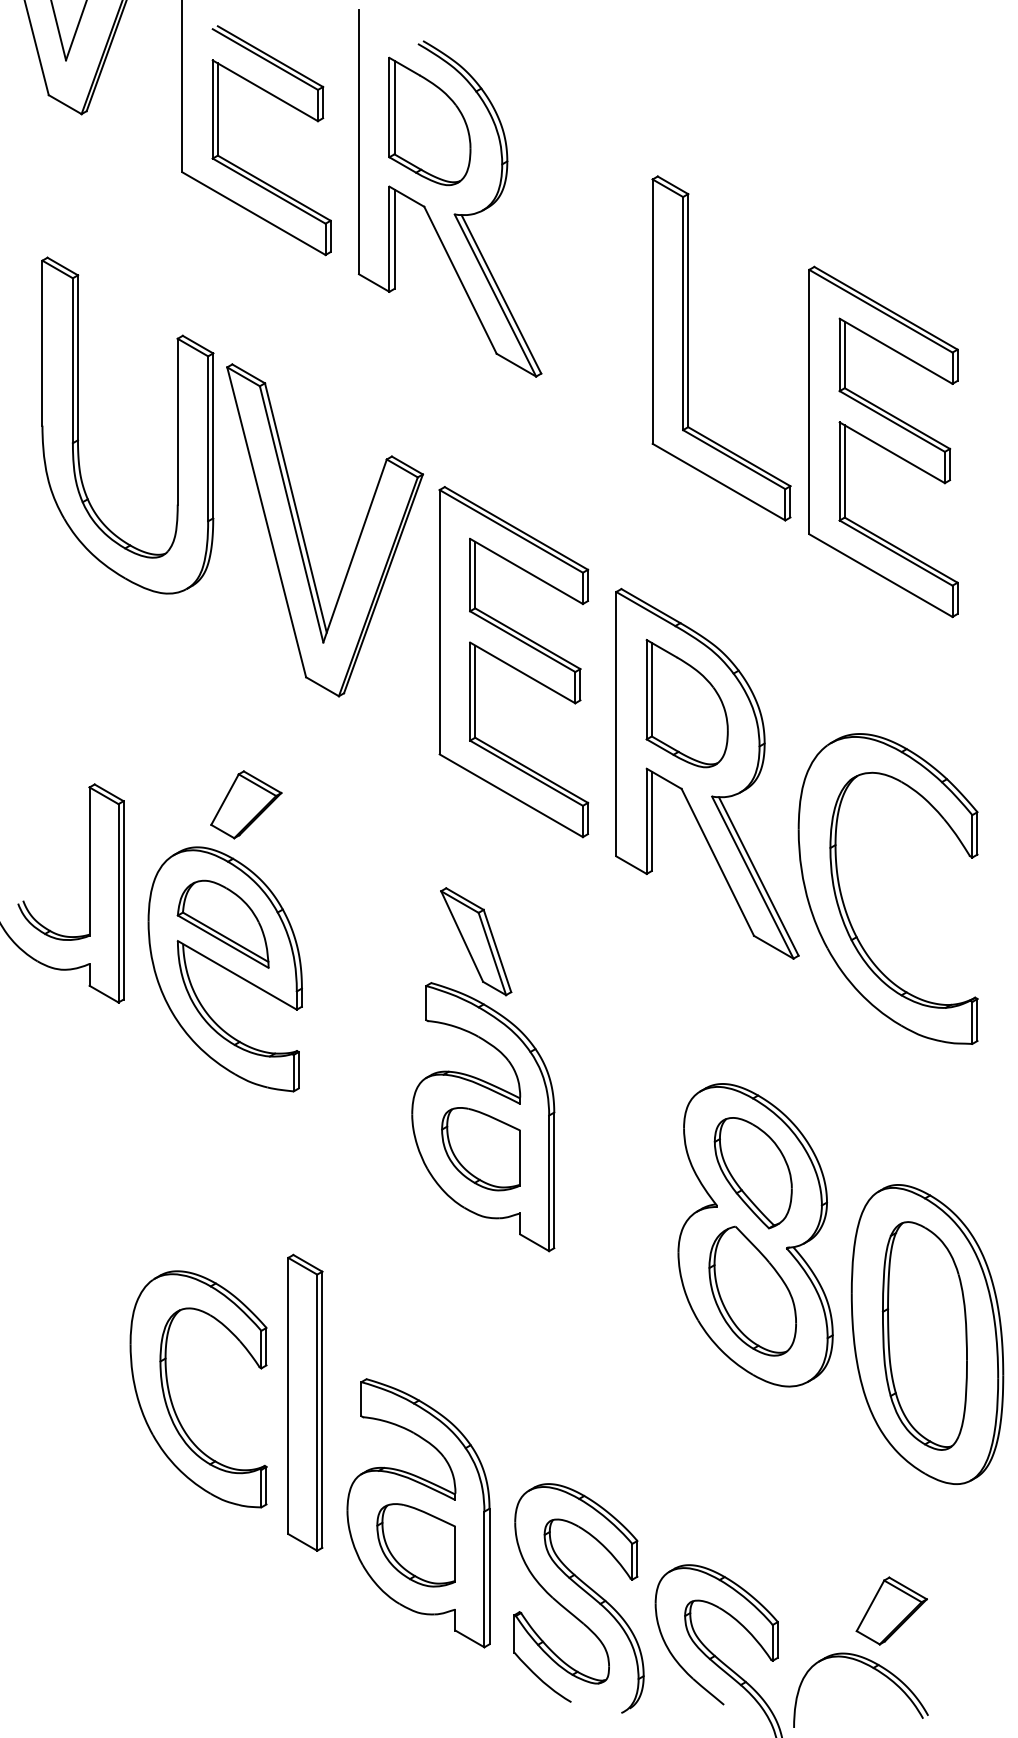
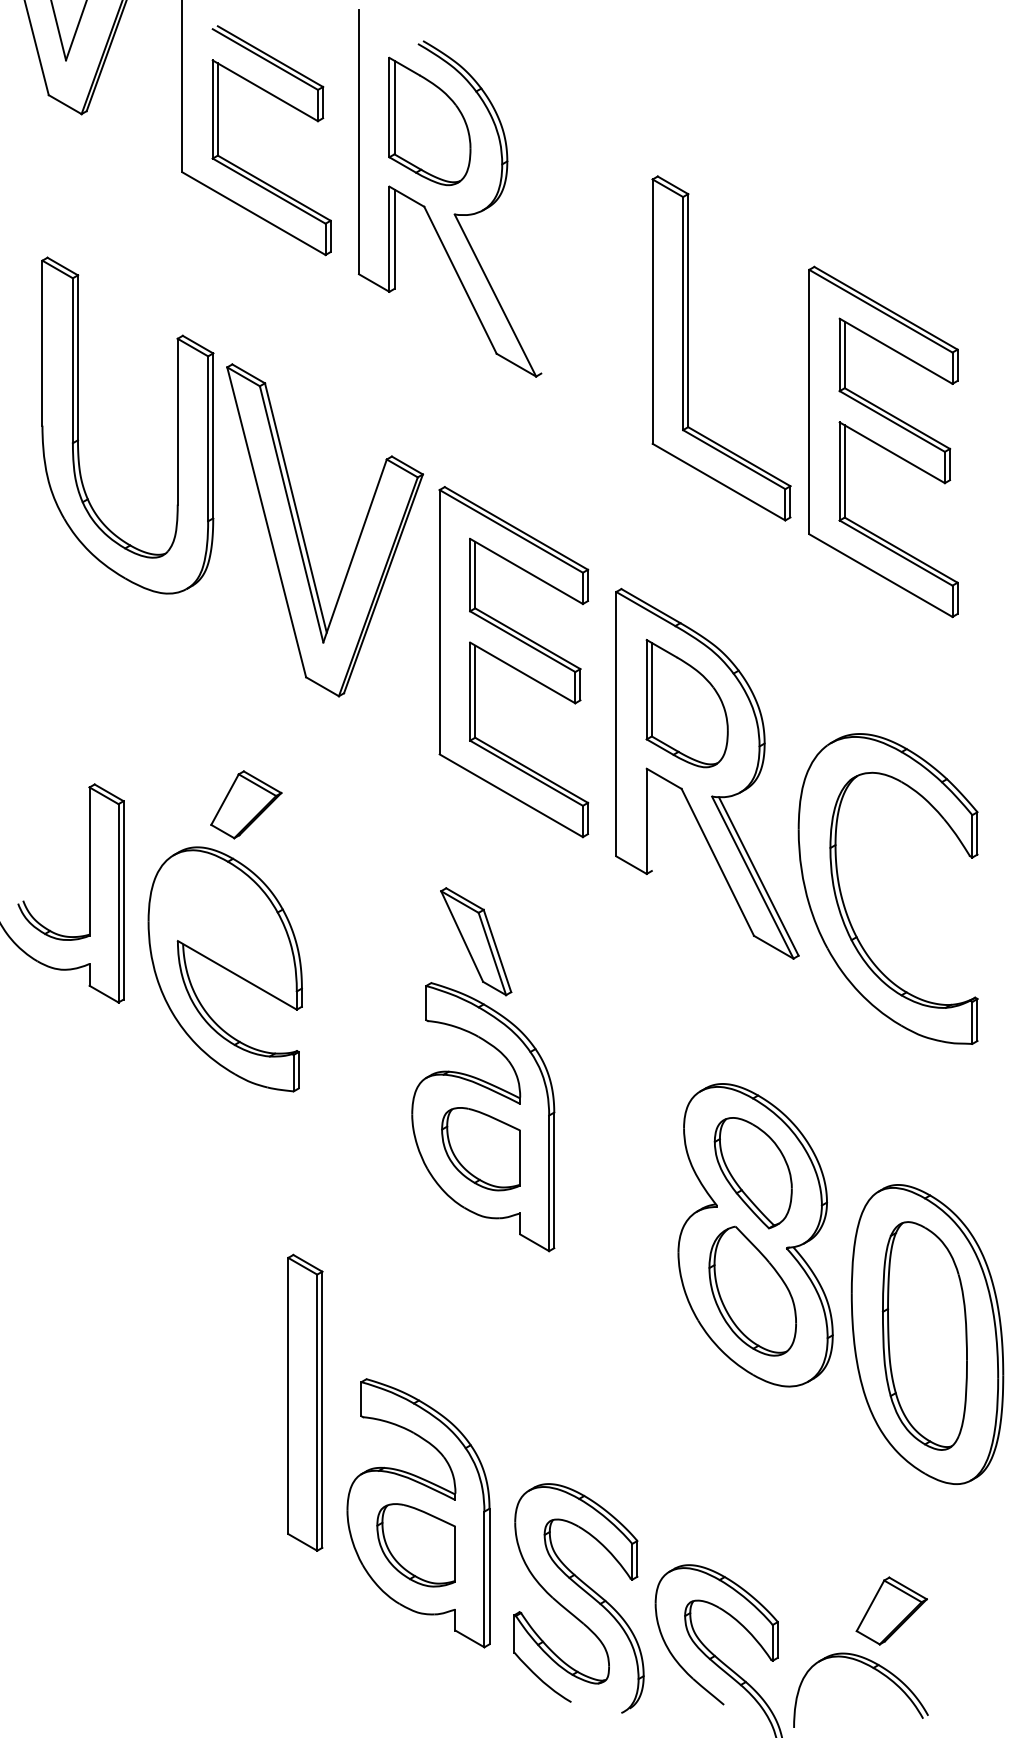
line: present -> none (501, 294)
line: present -> none (651, 821)
part: present -> none (222, 923)
part: present -> none (171, 1397)
